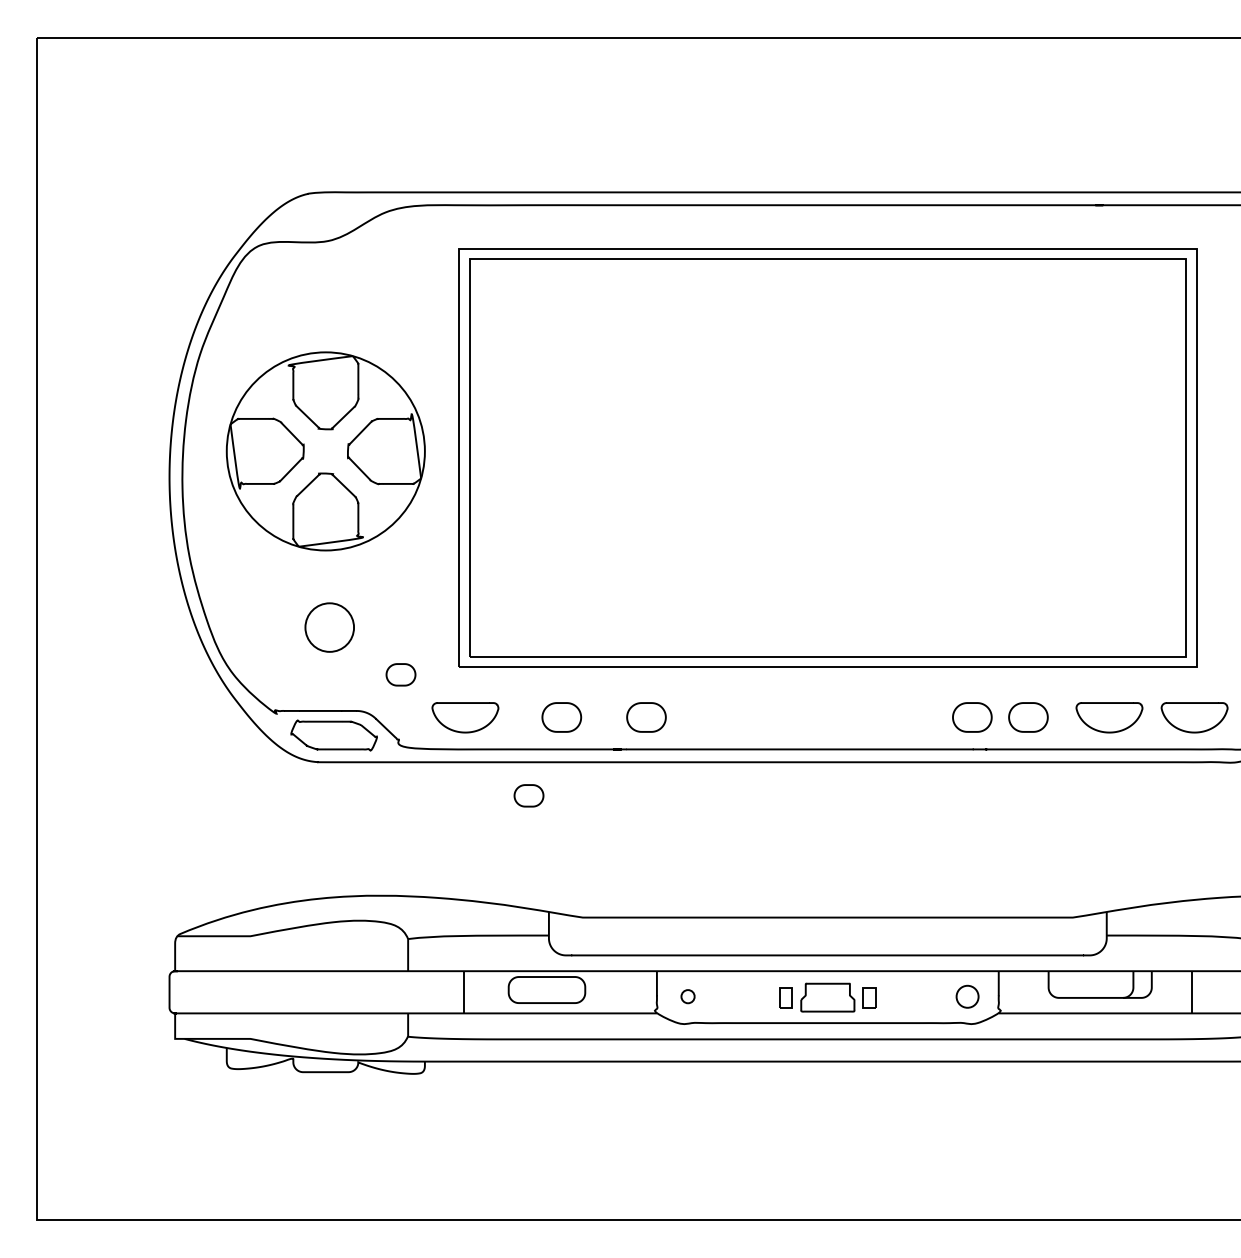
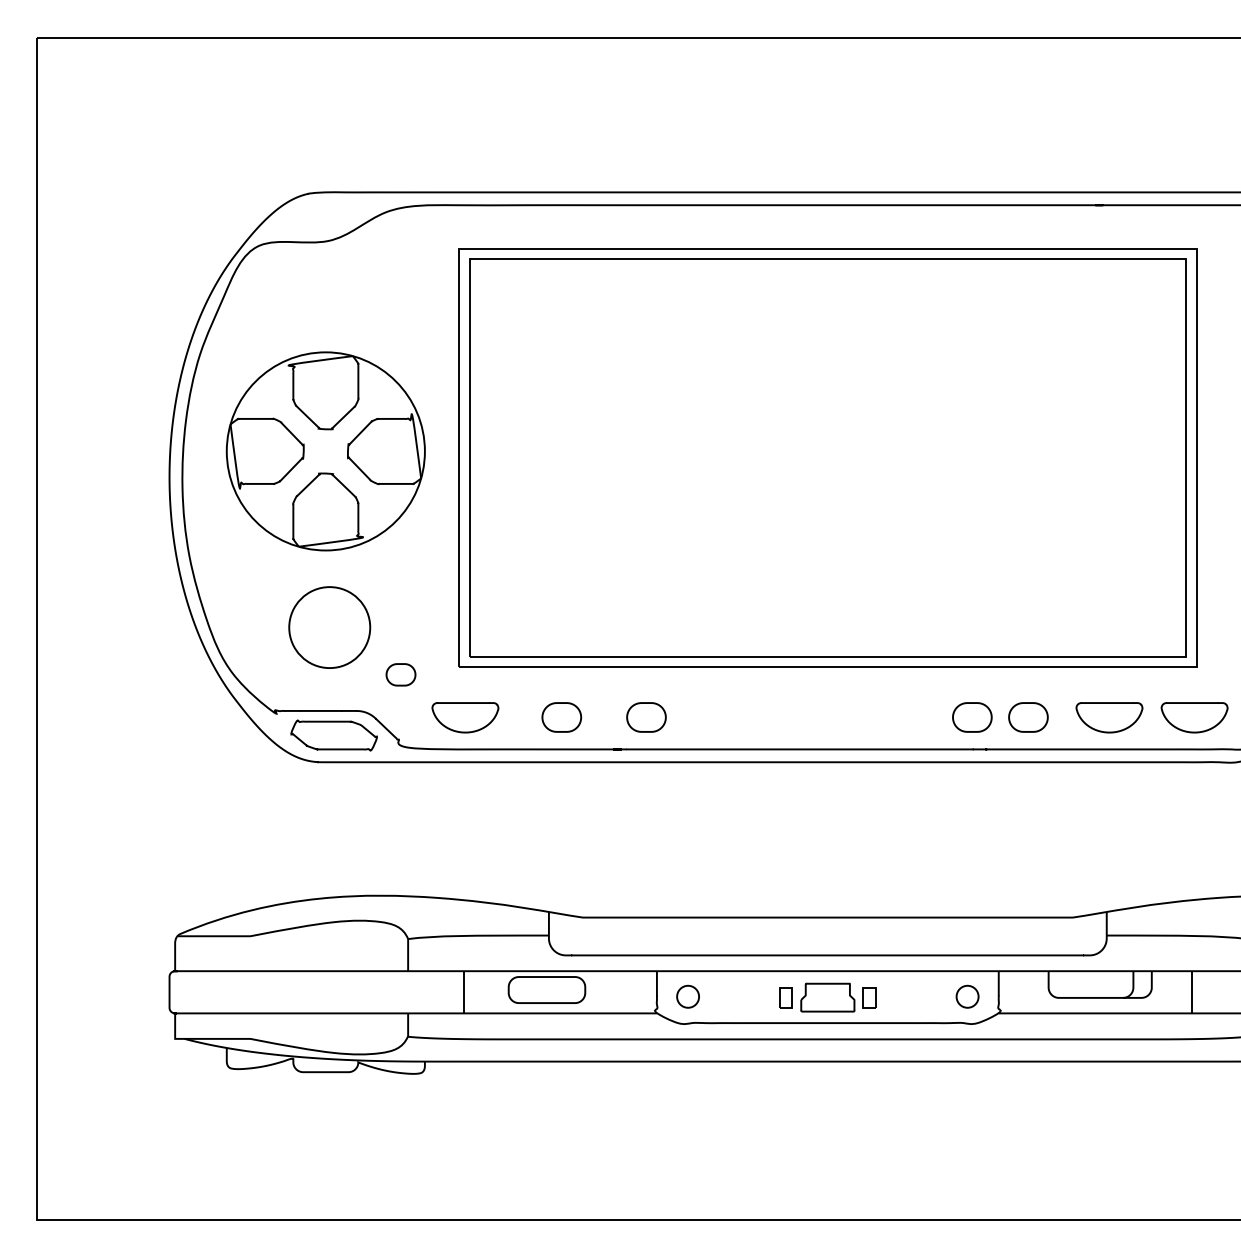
circle diameter: 49 px -> 81 px (329, 627)
part: present -> none (528, 795)
circle size: 16x16 px -> 24x25 px (687, 996)
